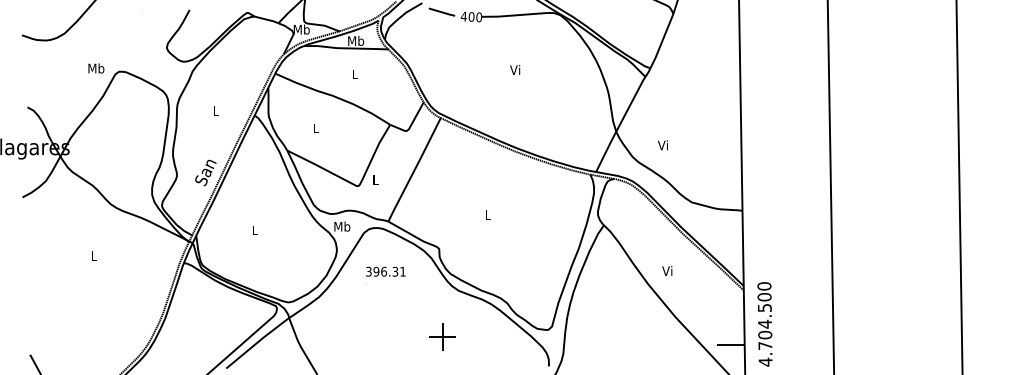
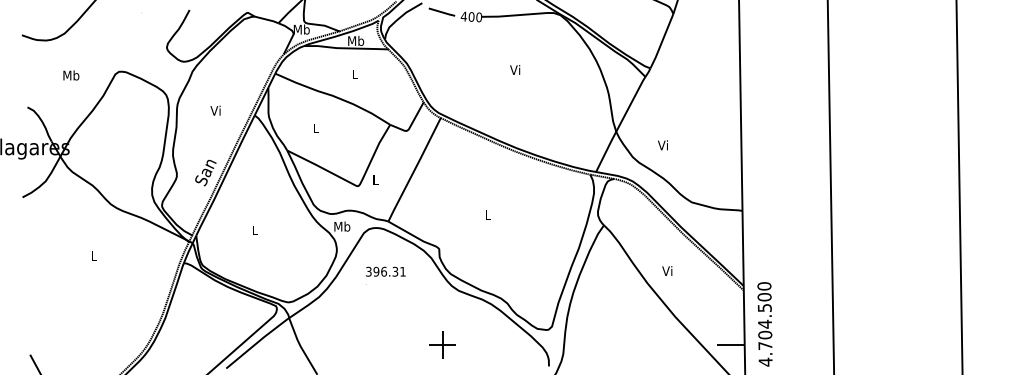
text position: (96, 68) -> (71, 75) (71, 75)
text: L -> Vi (215, 110)
part position: (442, 336) -> (442, 344) (442, 344)
